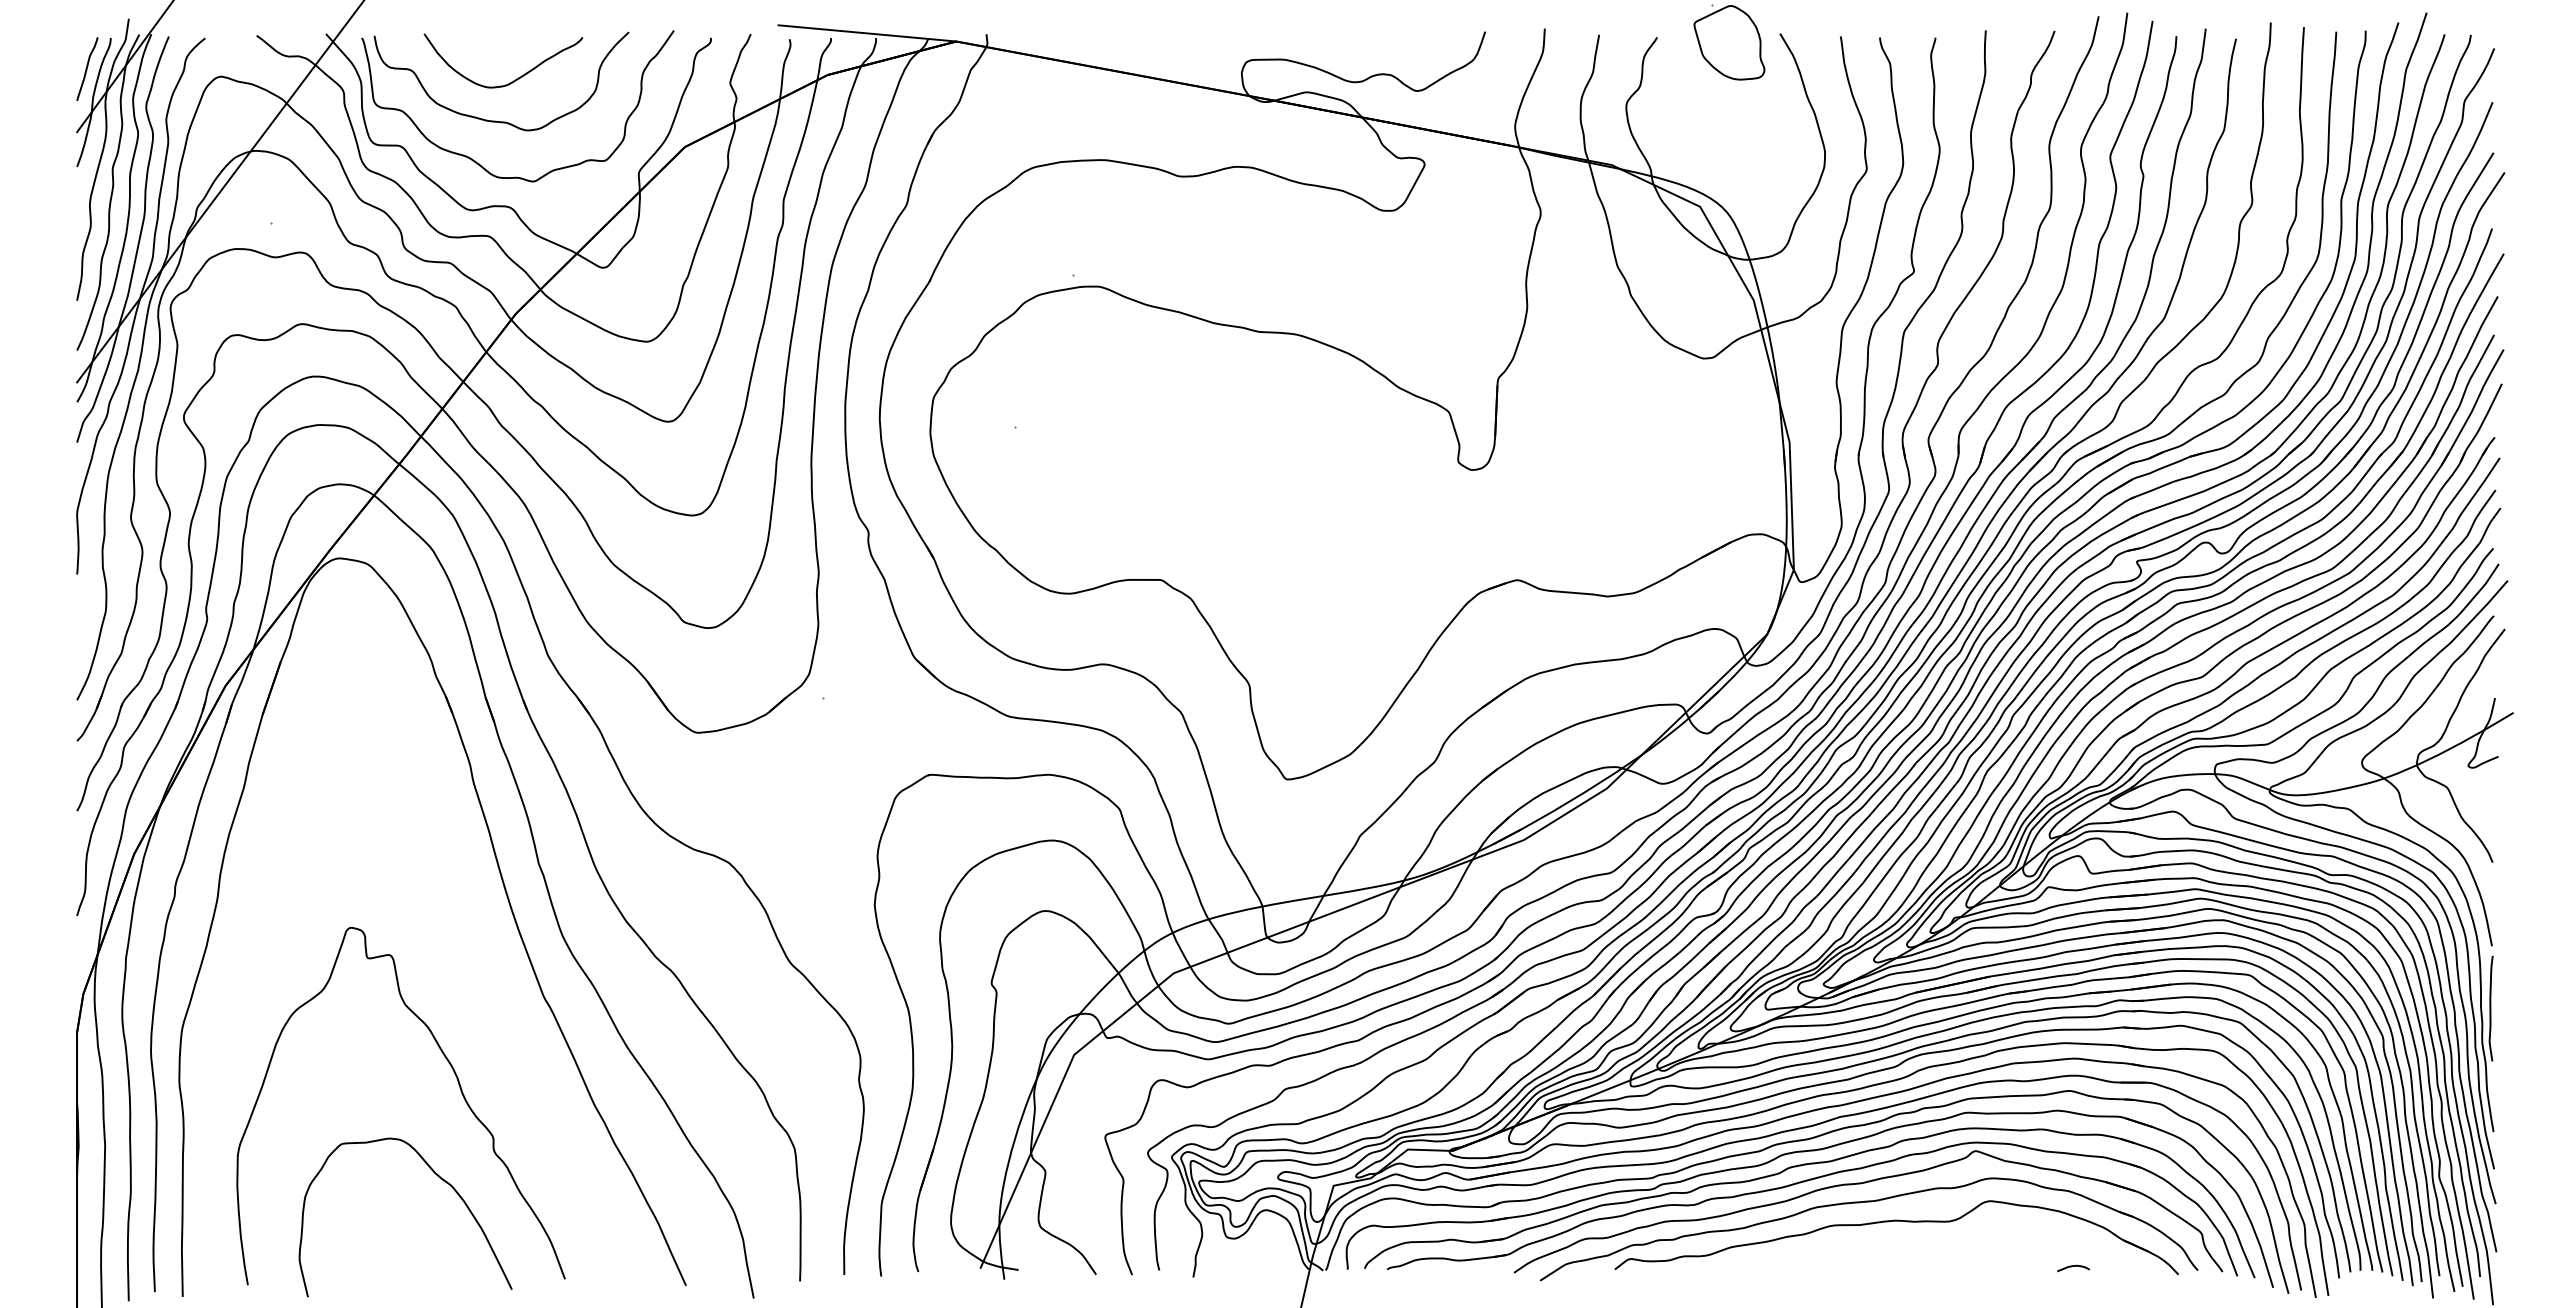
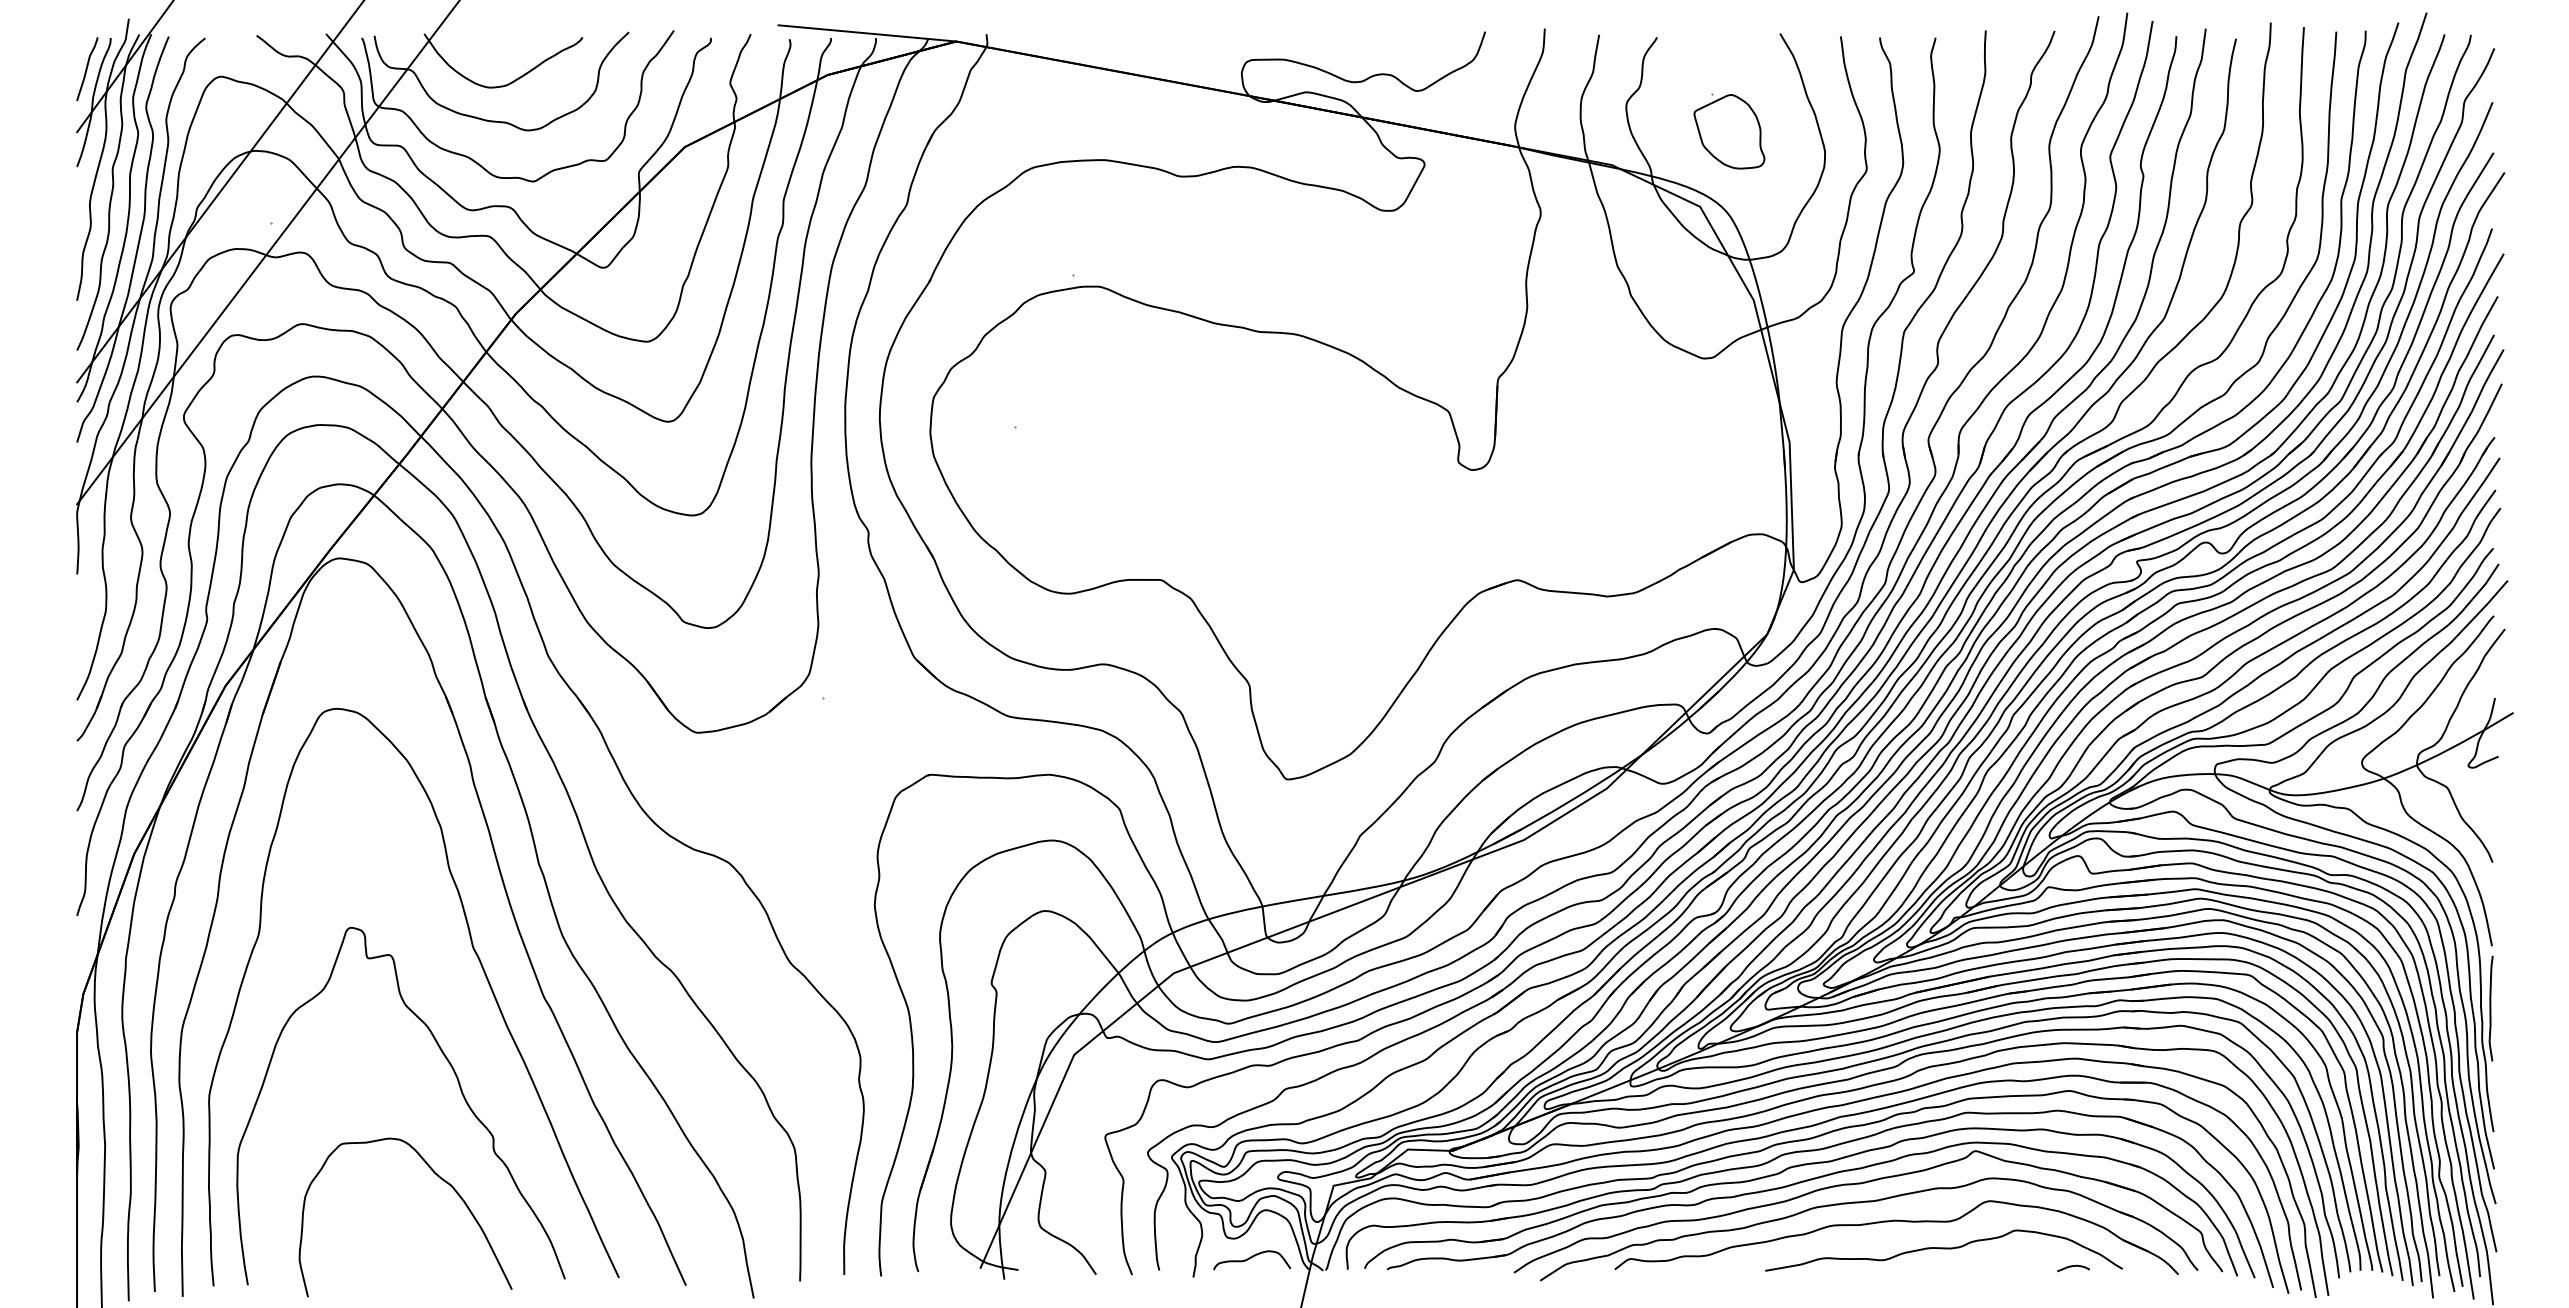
part position: (1729, 42) -> (1729, 131) (1729, 131)
line: none -> present (267, 253)
curve: none -> present (480, 965)
curve: none -> present (1943, 1249)
curve: none -> present (1251, 1258)
